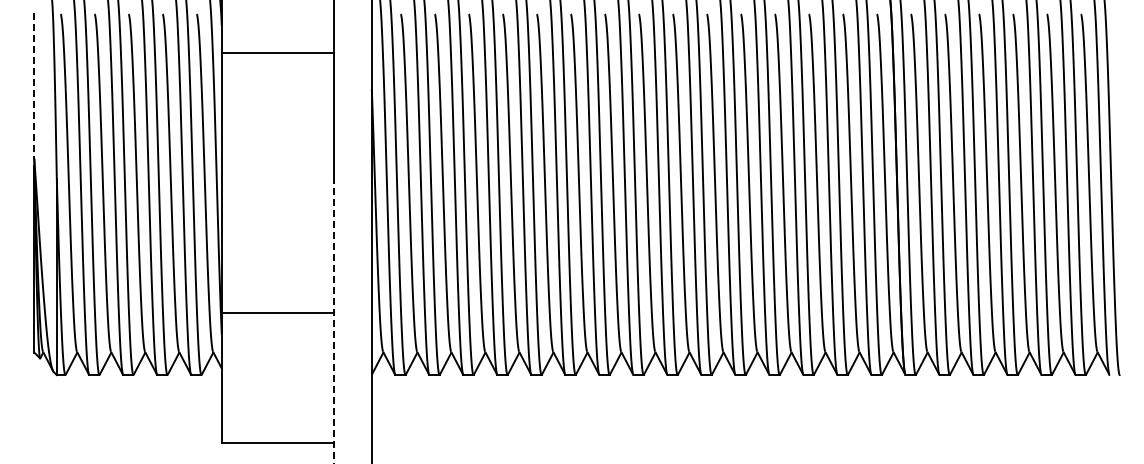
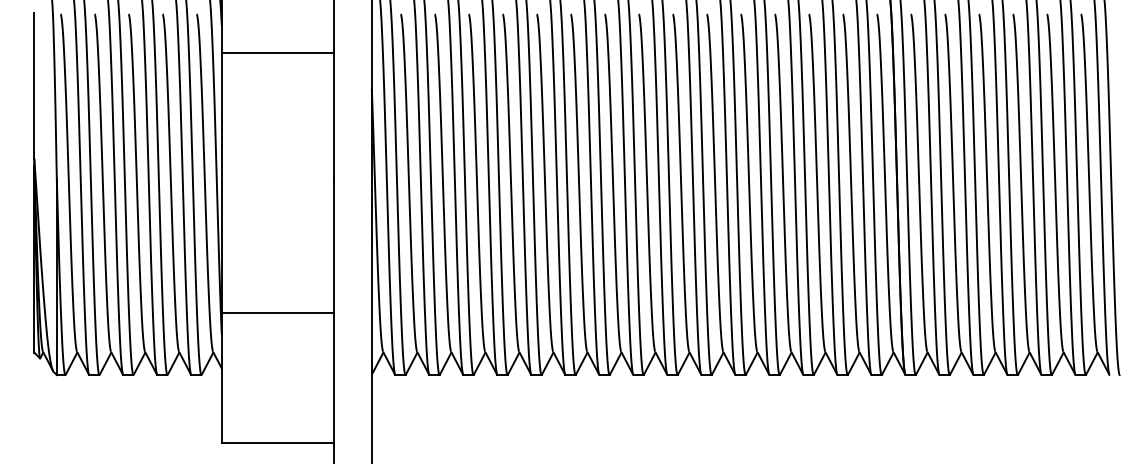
line: dashed -> solid (34, 85)
line: dashed -> solid (334, 322)
